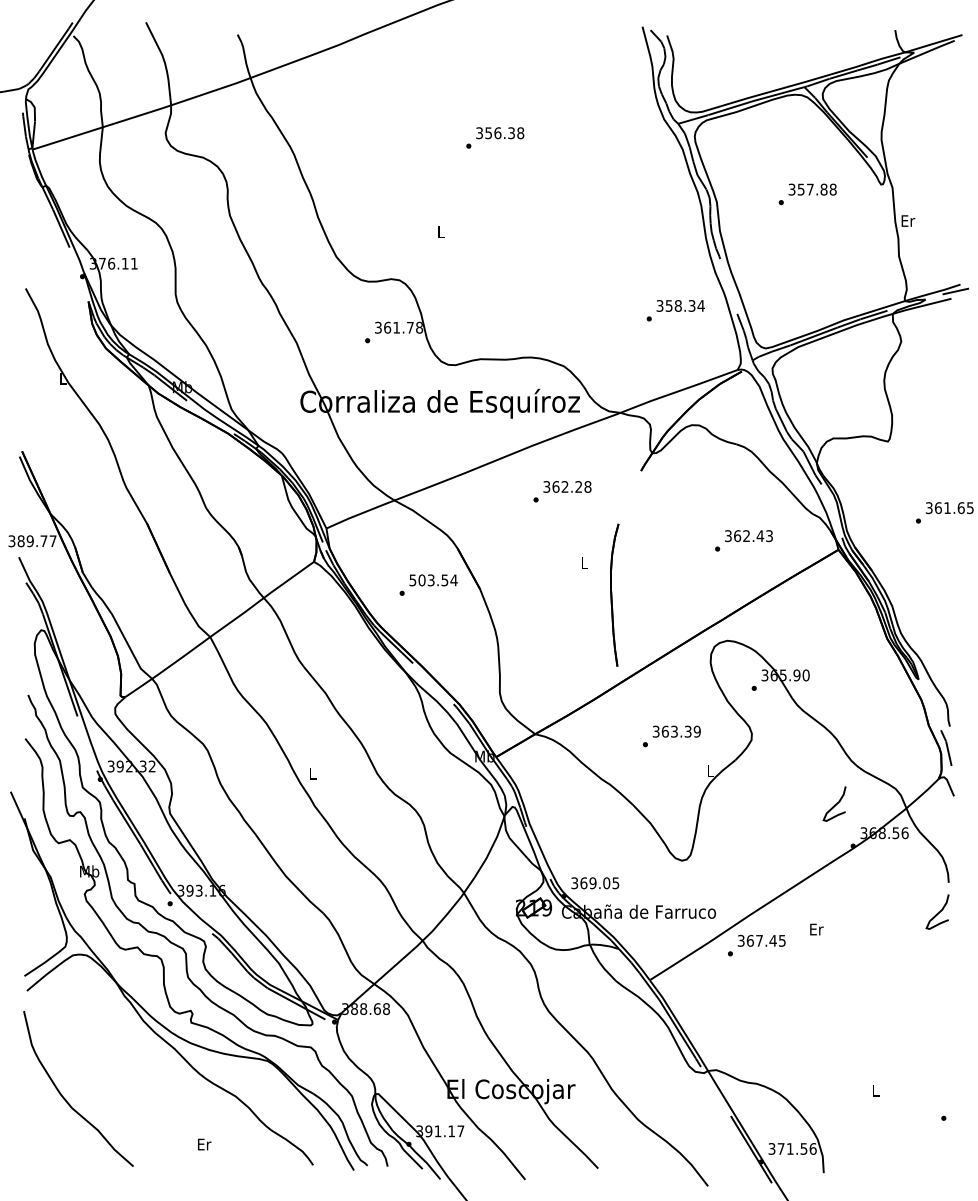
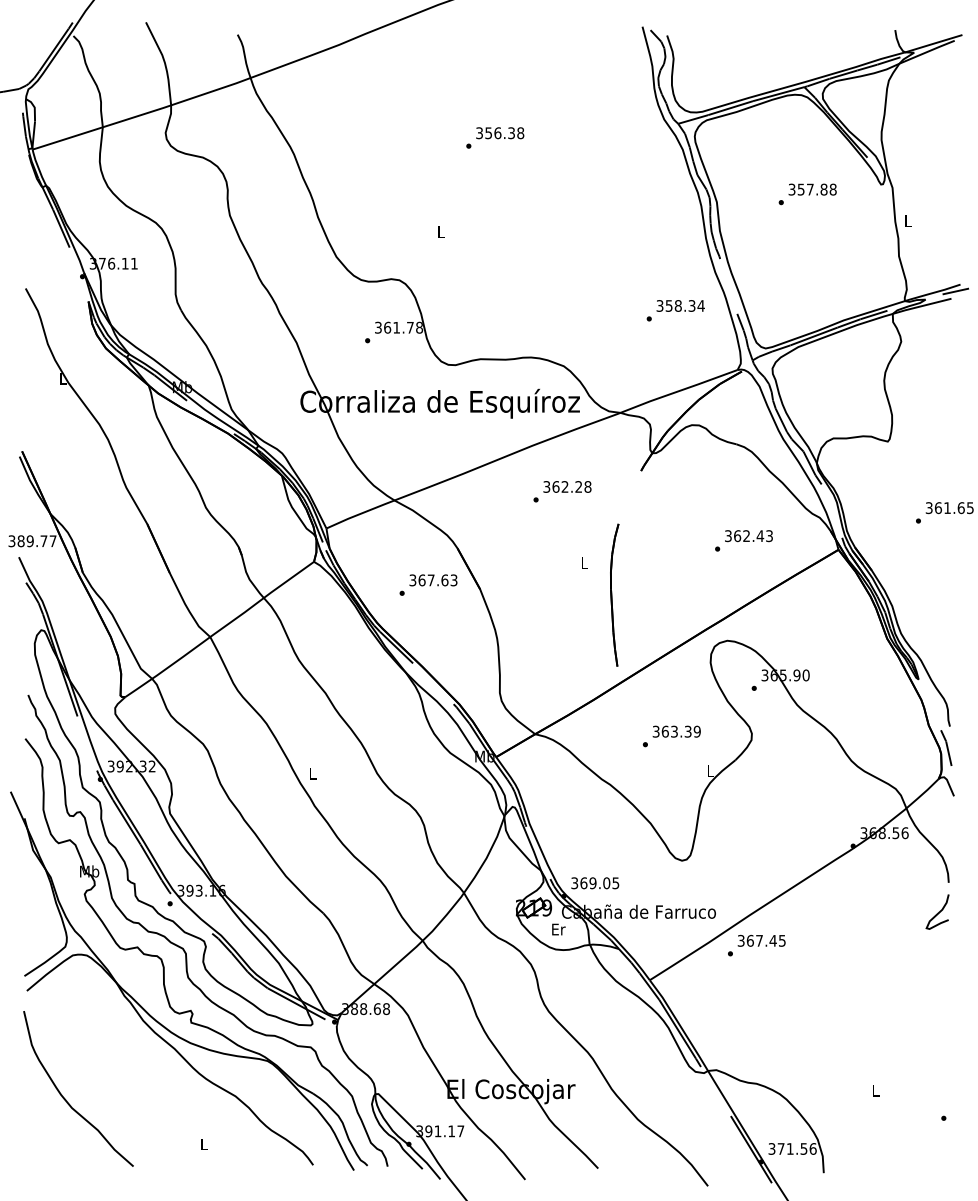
text: Er -> L (908, 220)
text: 503.54 -> 367.63 (433, 580)
curve: present -> none (835, 803)
text position: (816, 929) -> (558, 929) (558, 929)
text: Er -> L (204, 1144)
